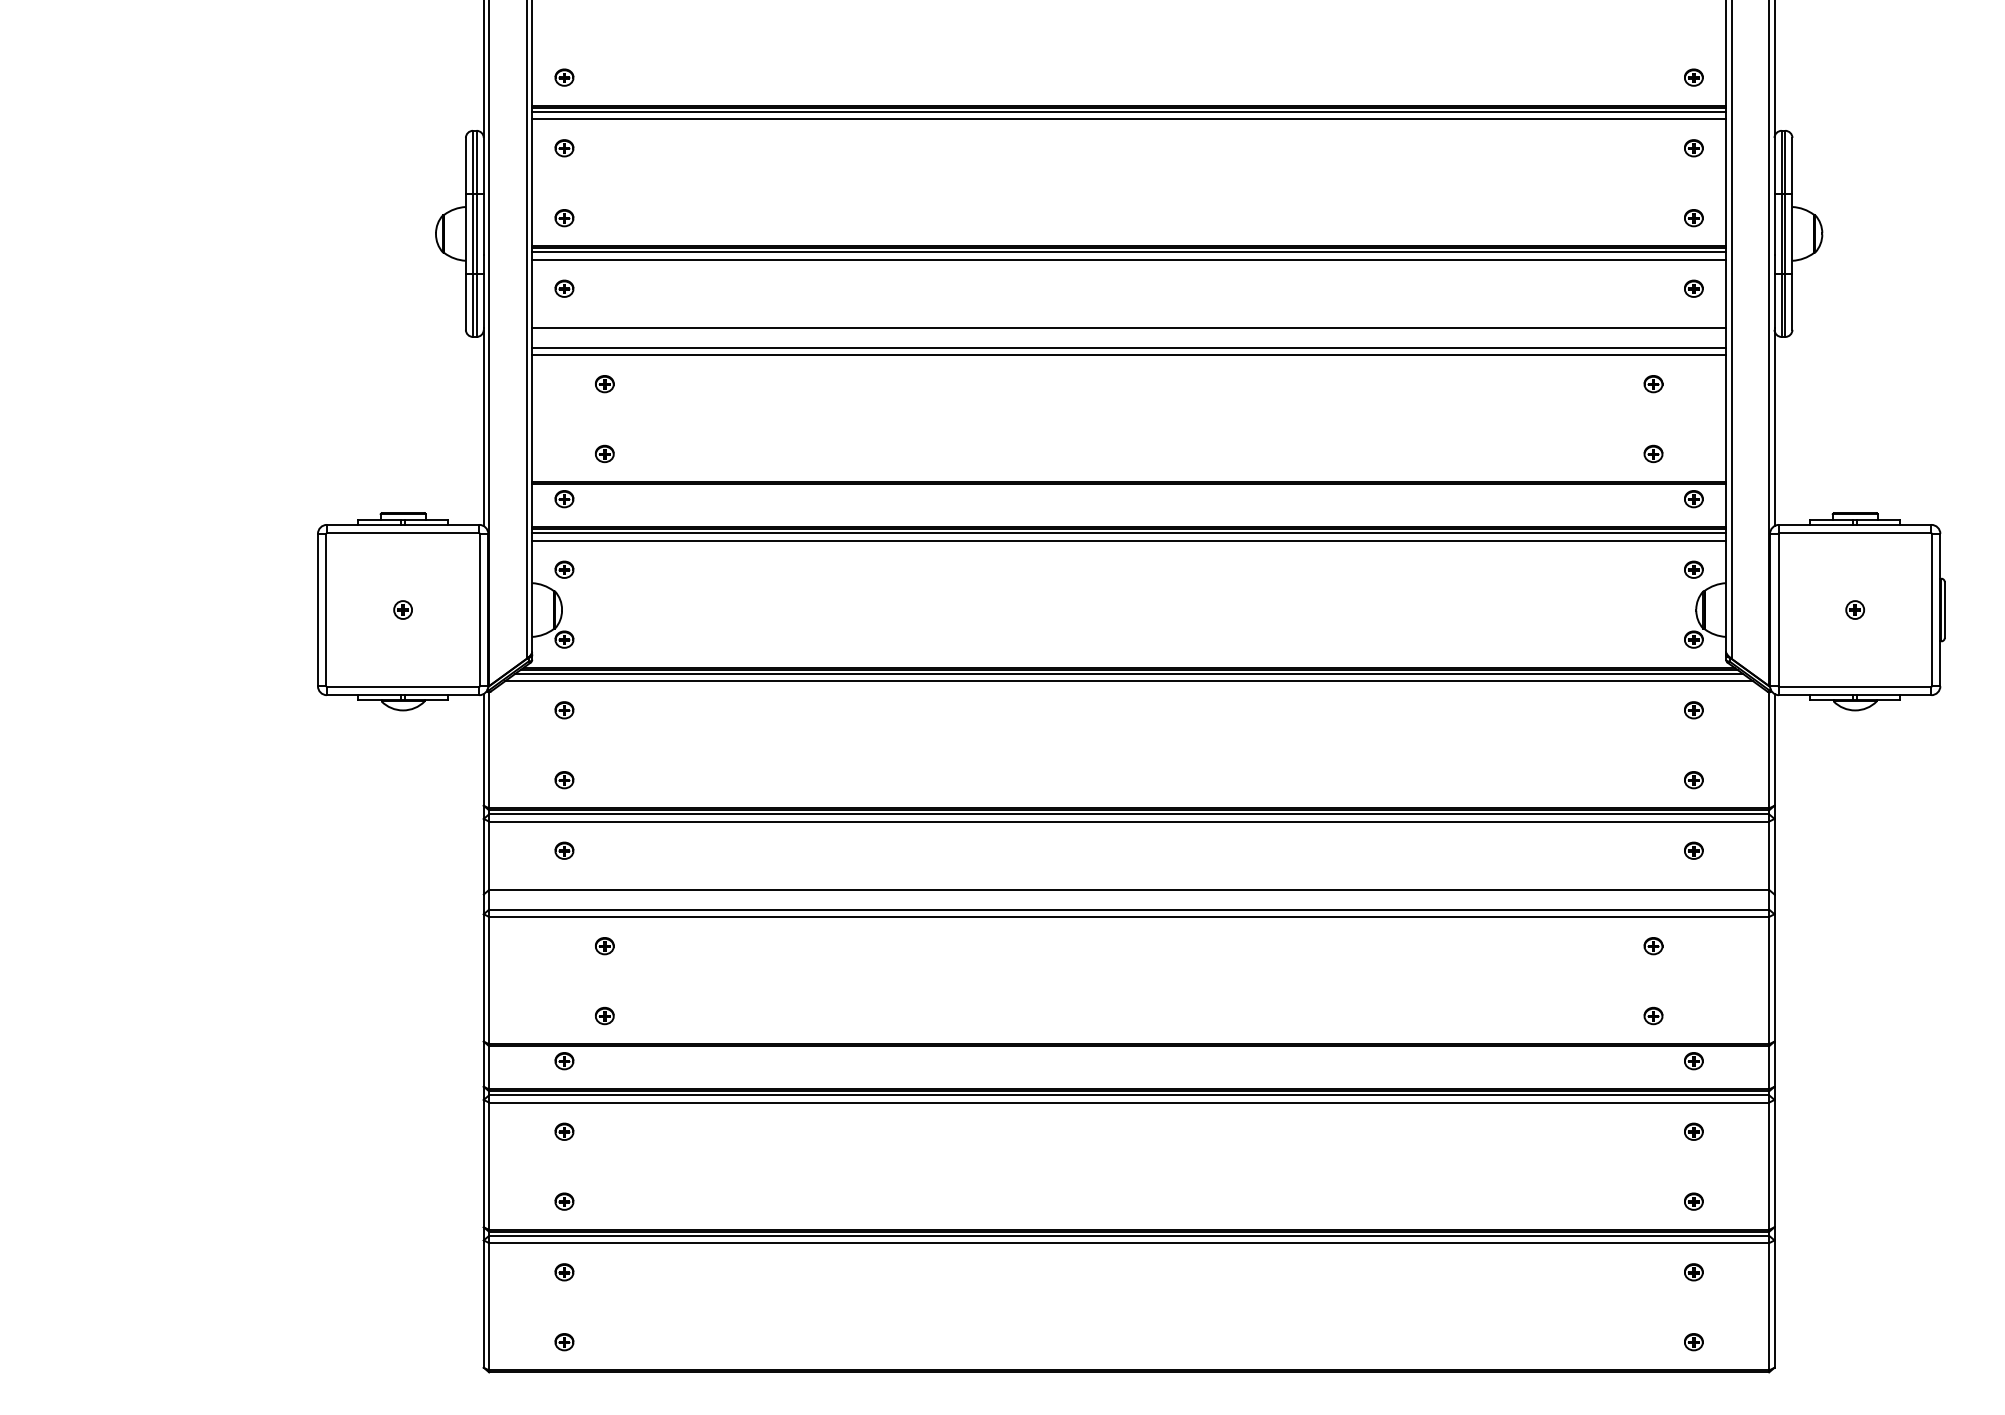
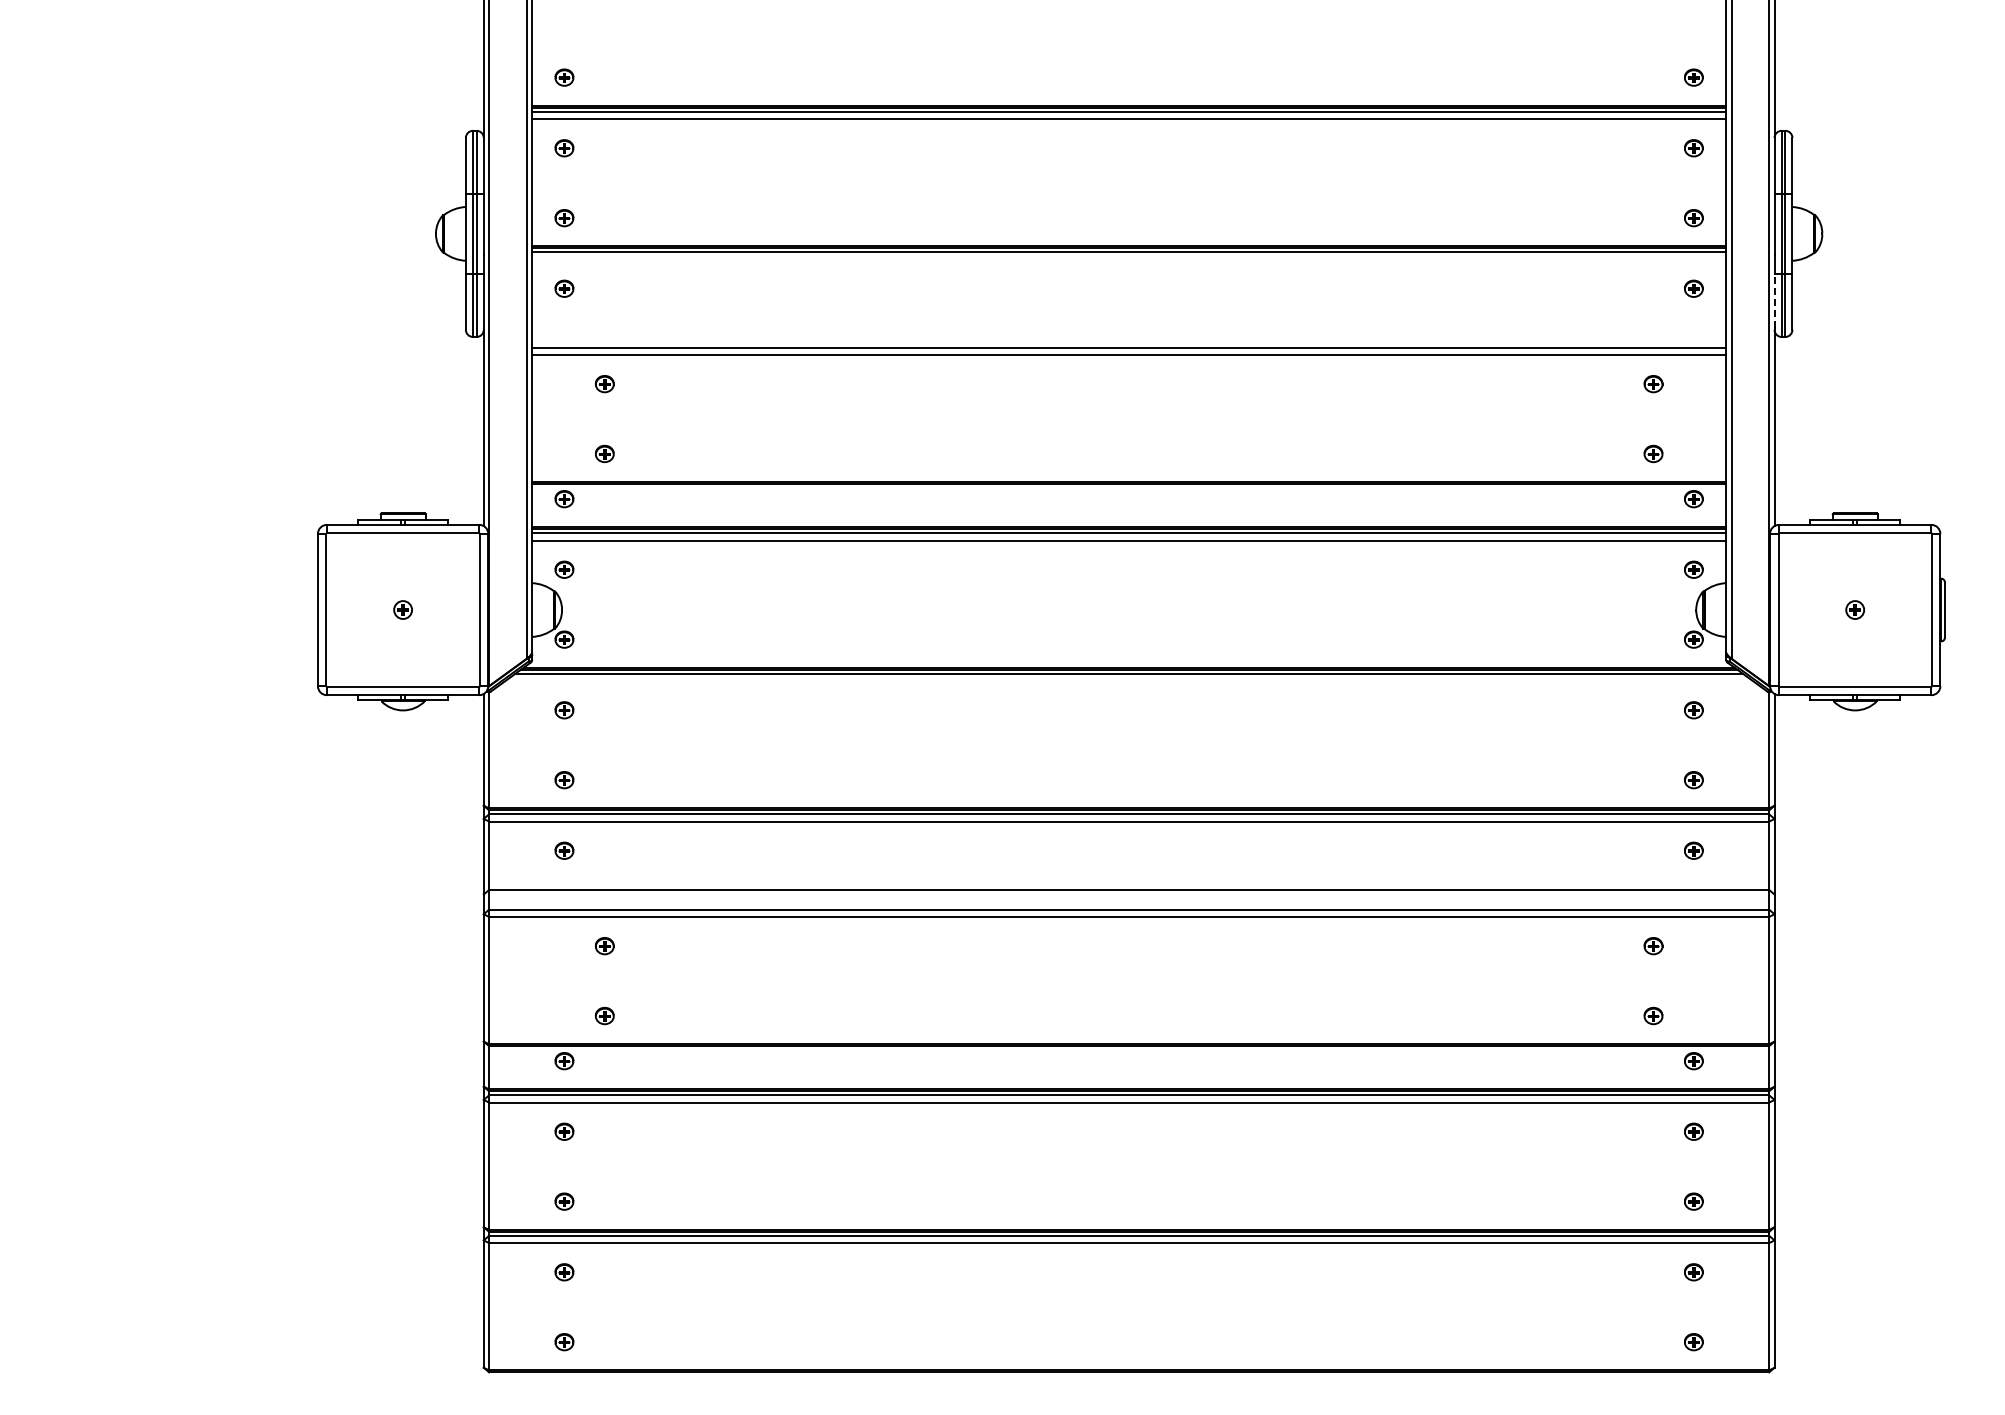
line: present -> none (1129, 259)
line: solid -> dashed (1774, 301)
line: present -> none (1129, 327)
line: present -> none (1128, 681)
